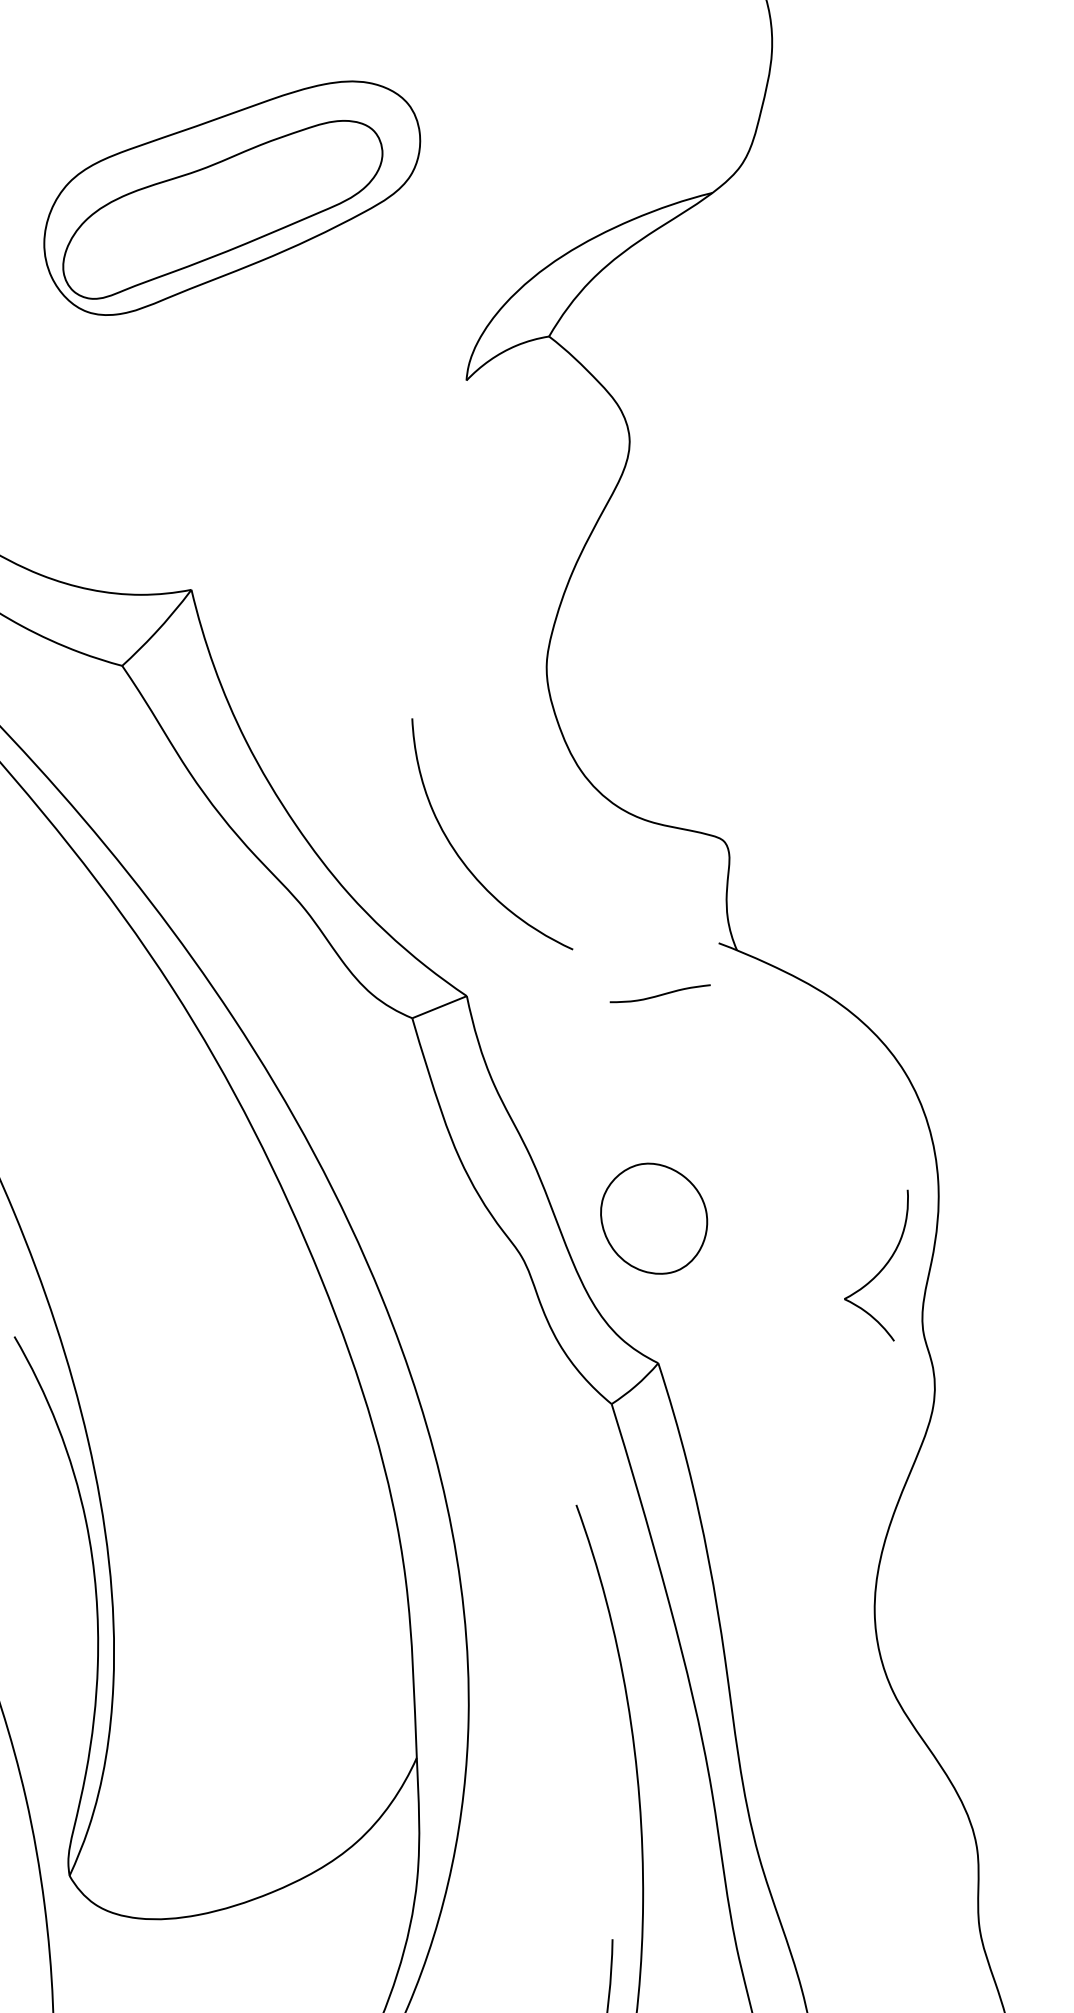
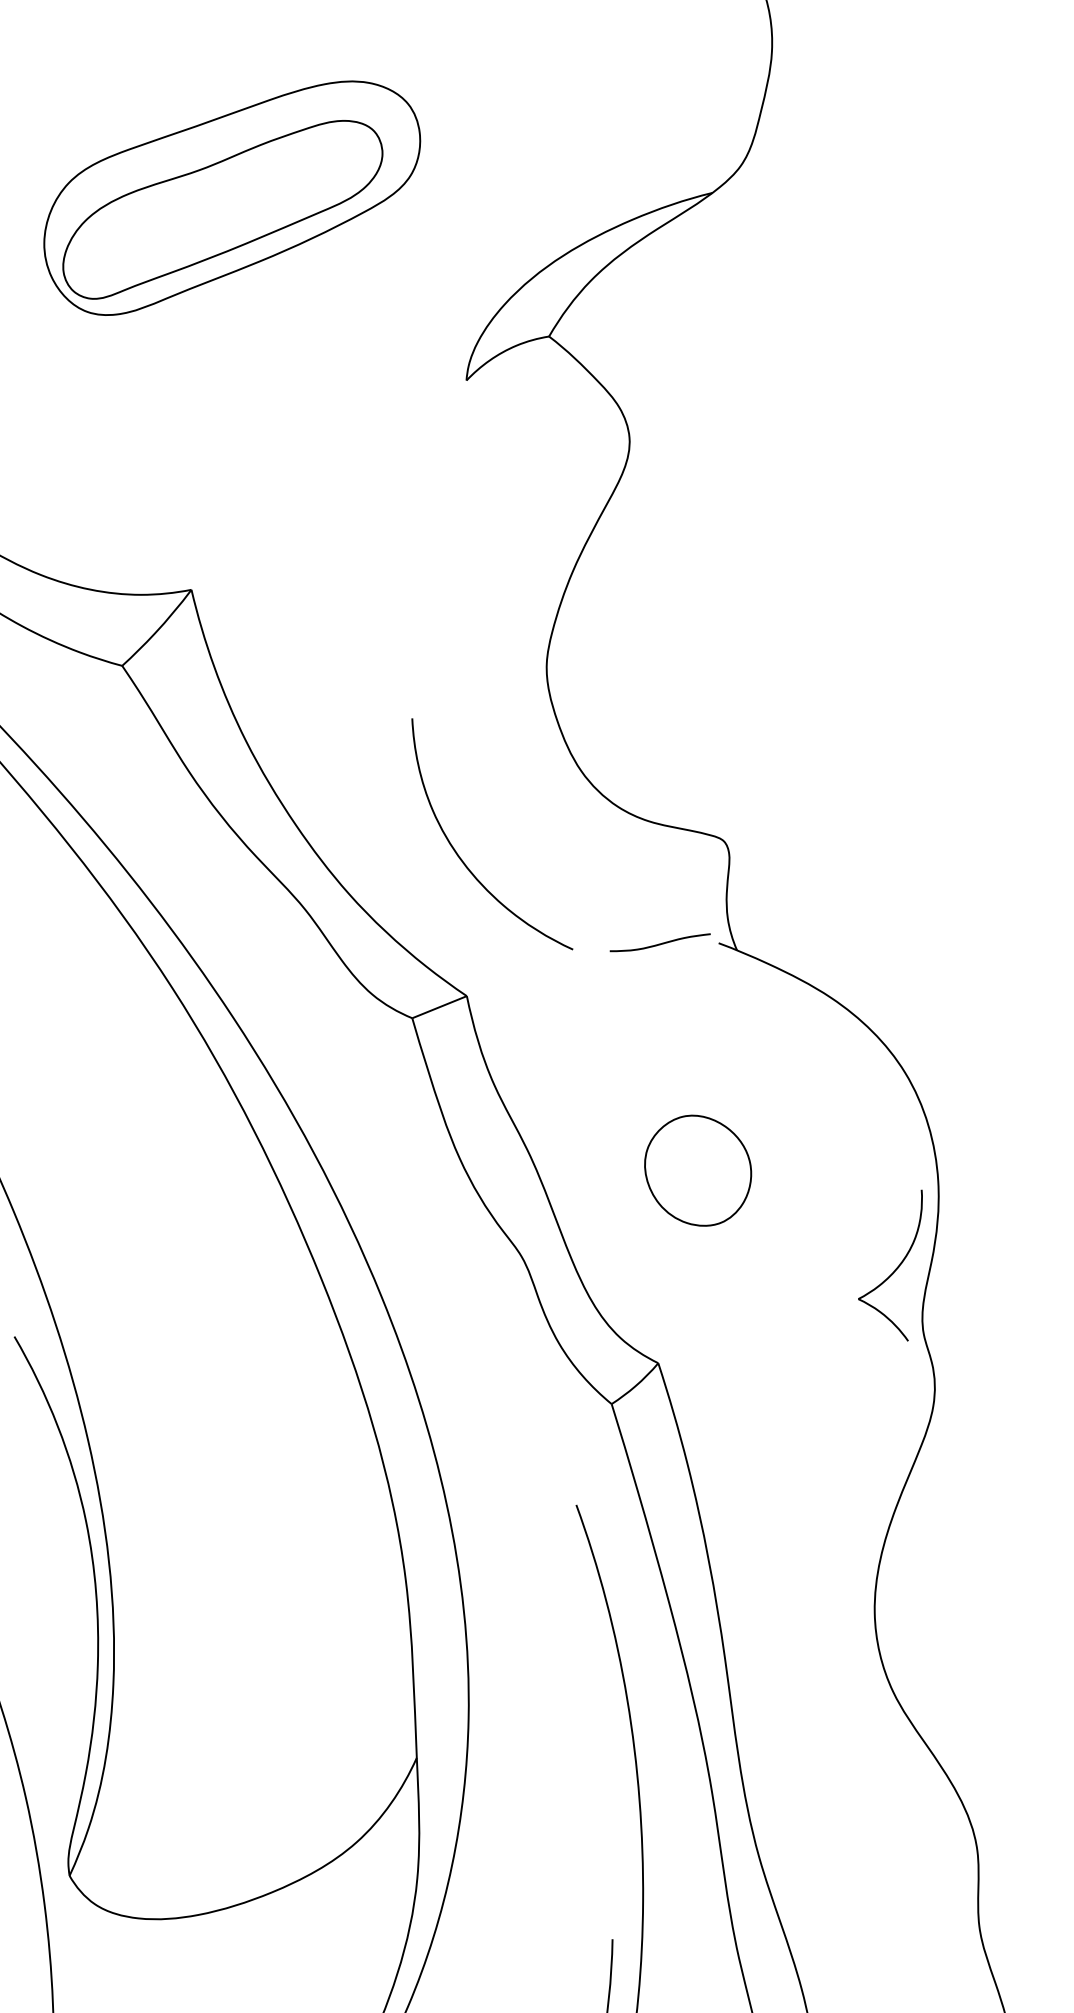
curve position: (659, 994) -> (659, 943) (659, 943)
part position: (654, 1218) -> (698, 1170) (698, 1170)
part position: (876, 1265) -> (890, 1265) (890, 1265)
